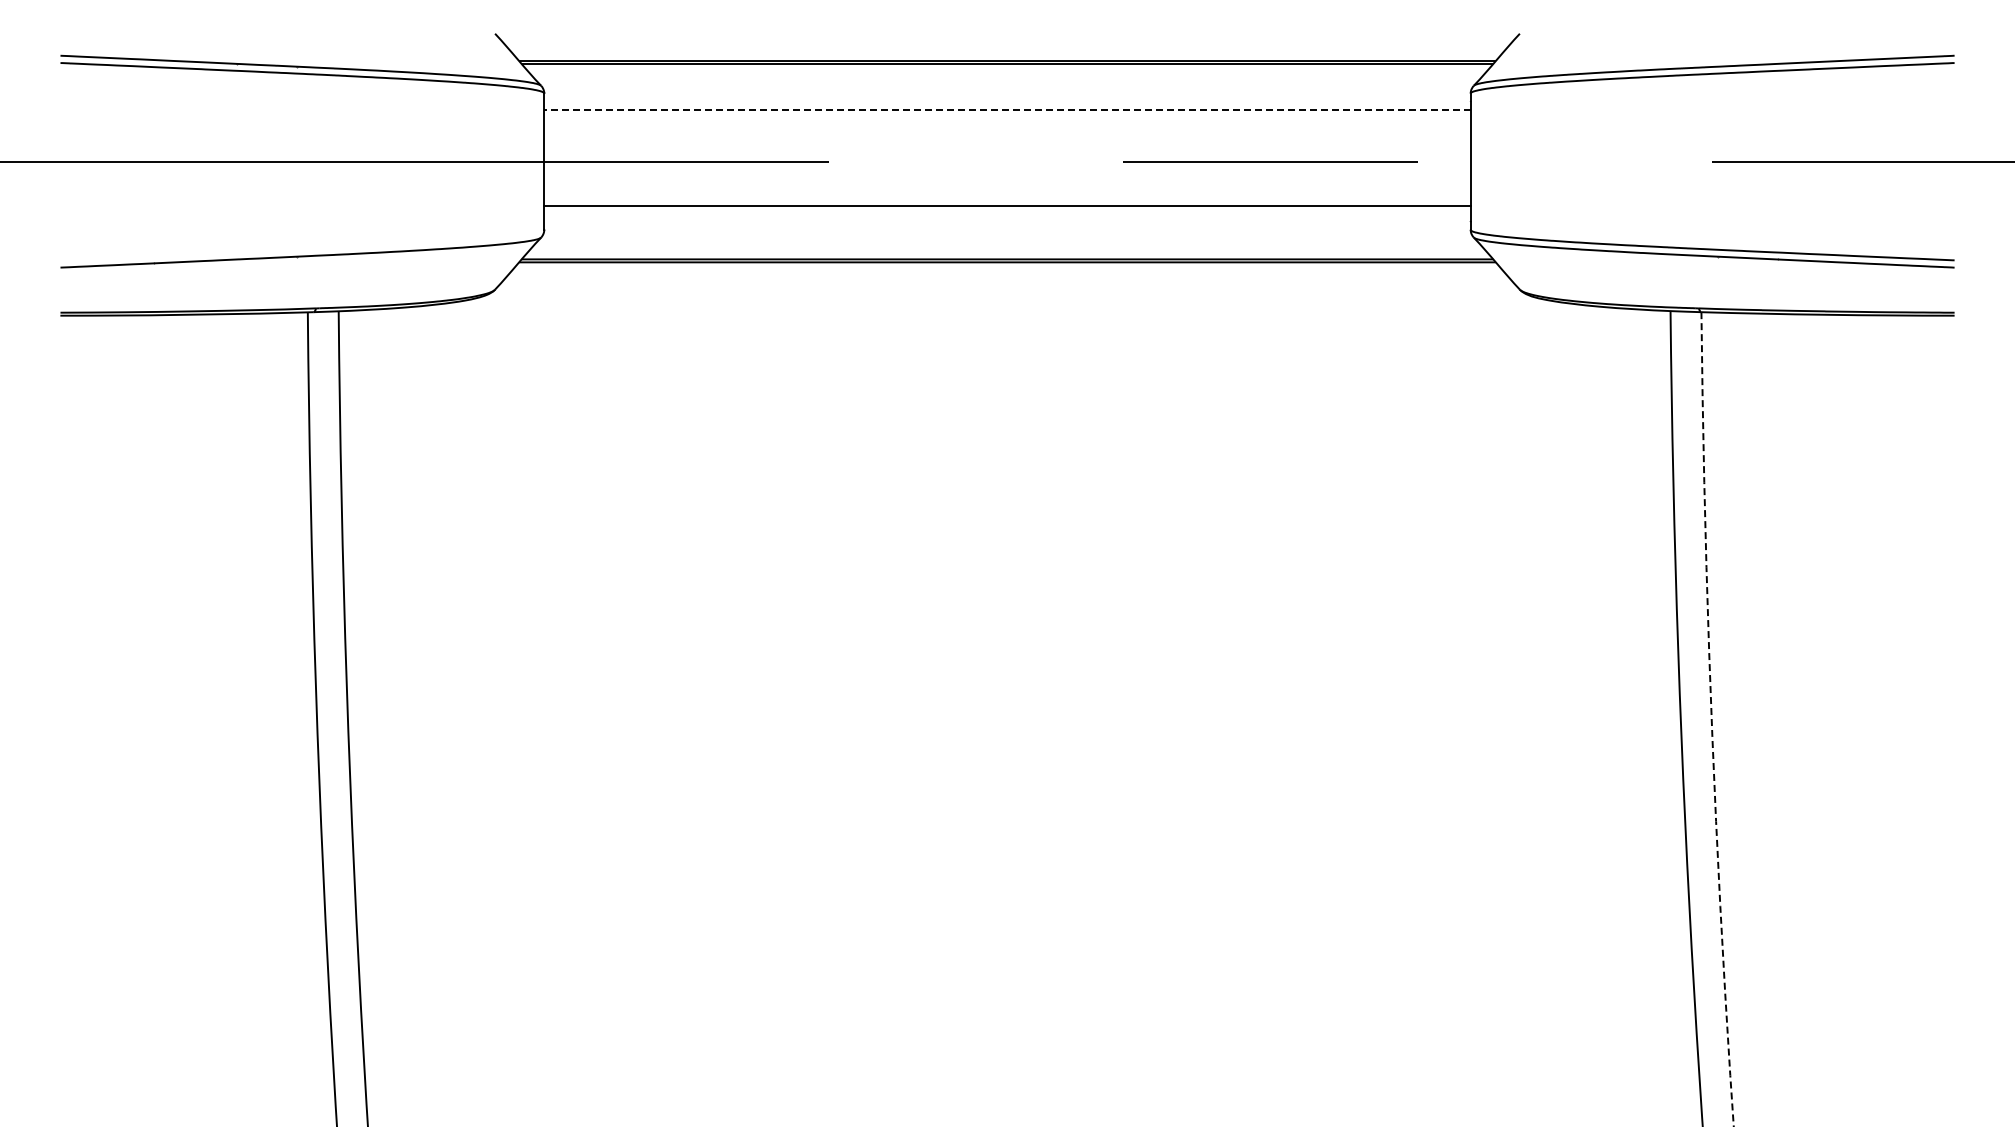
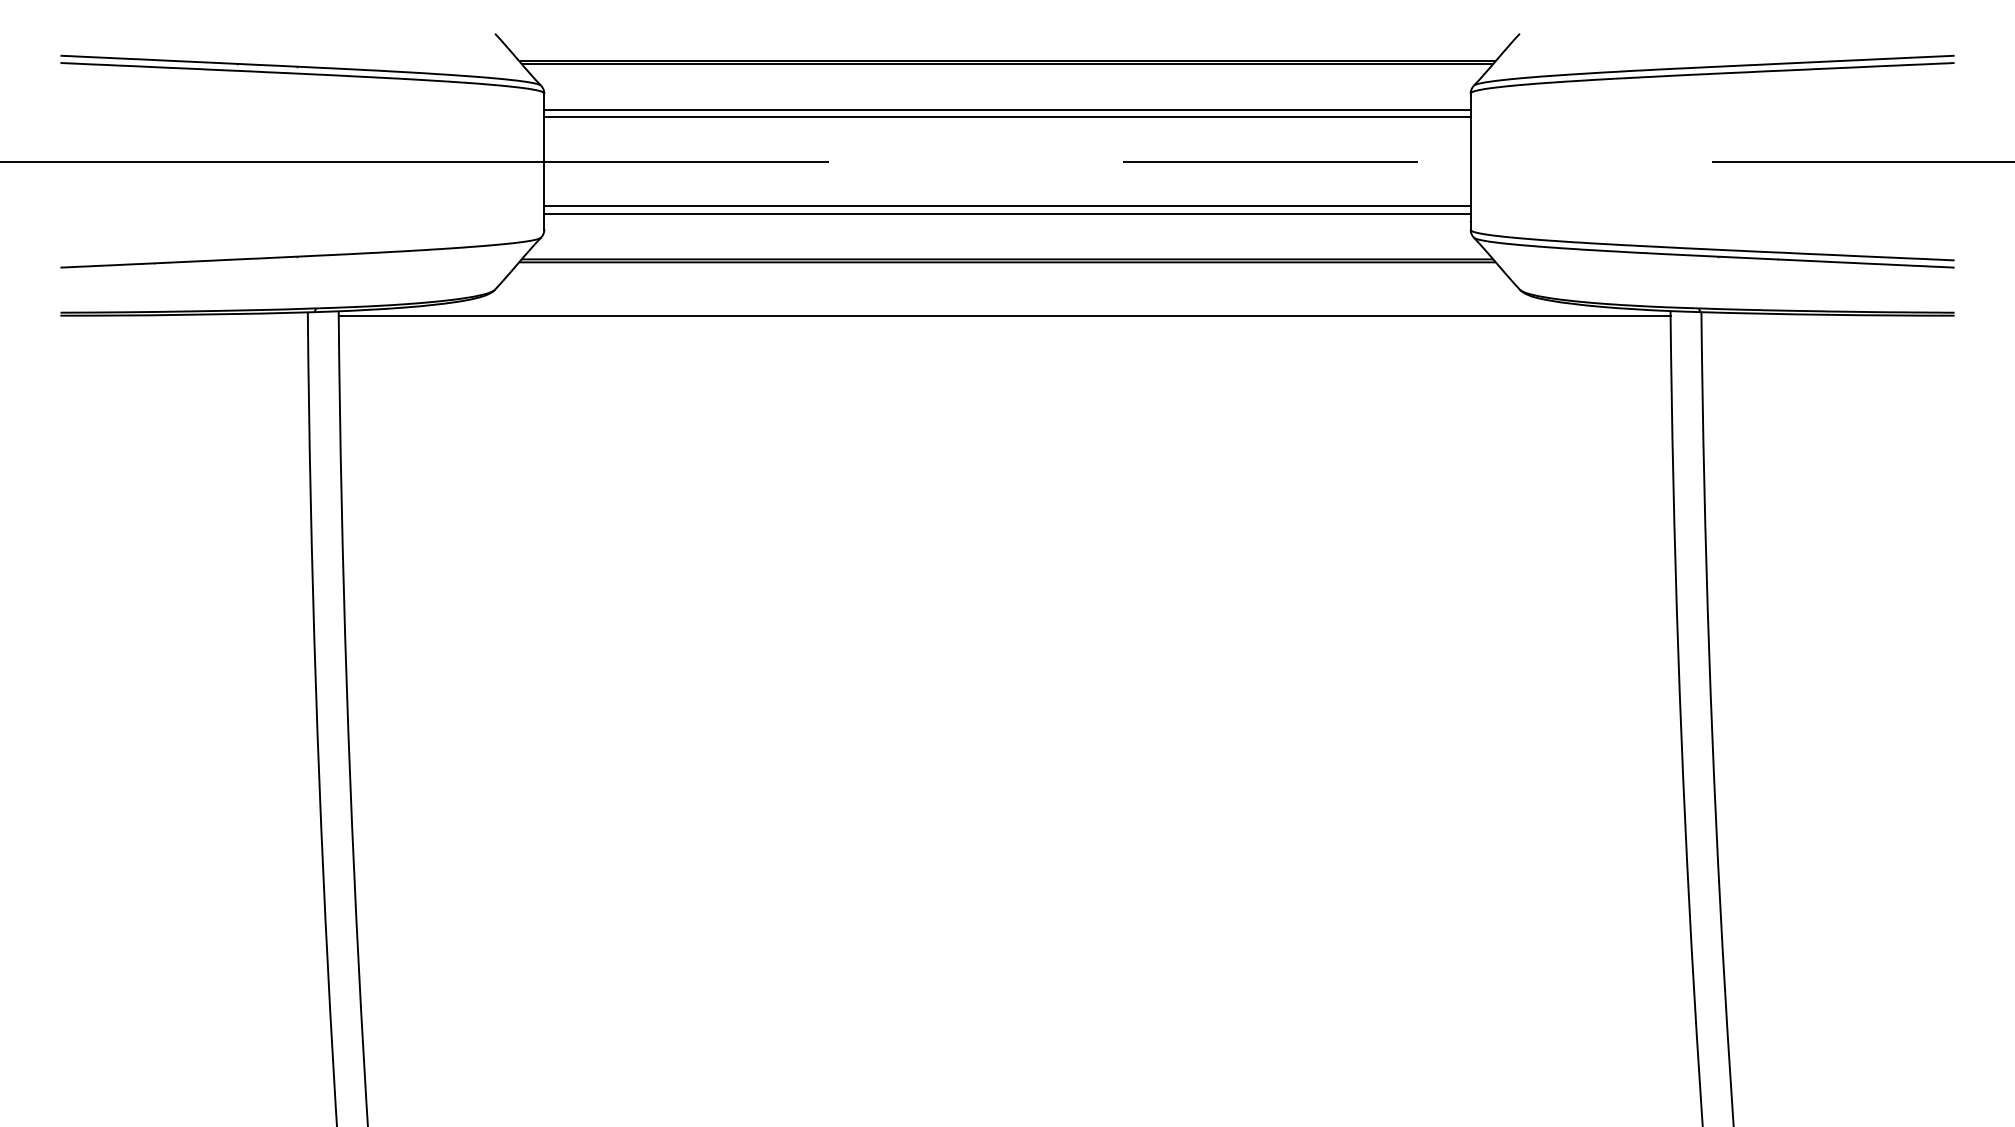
line: dashed -> solid (1007, 109)
line: none -> present (1007, 117)
line: none -> present (1007, 213)
line: none -> present (1004, 315)
arc: dashed -> solid (1711, 719)
